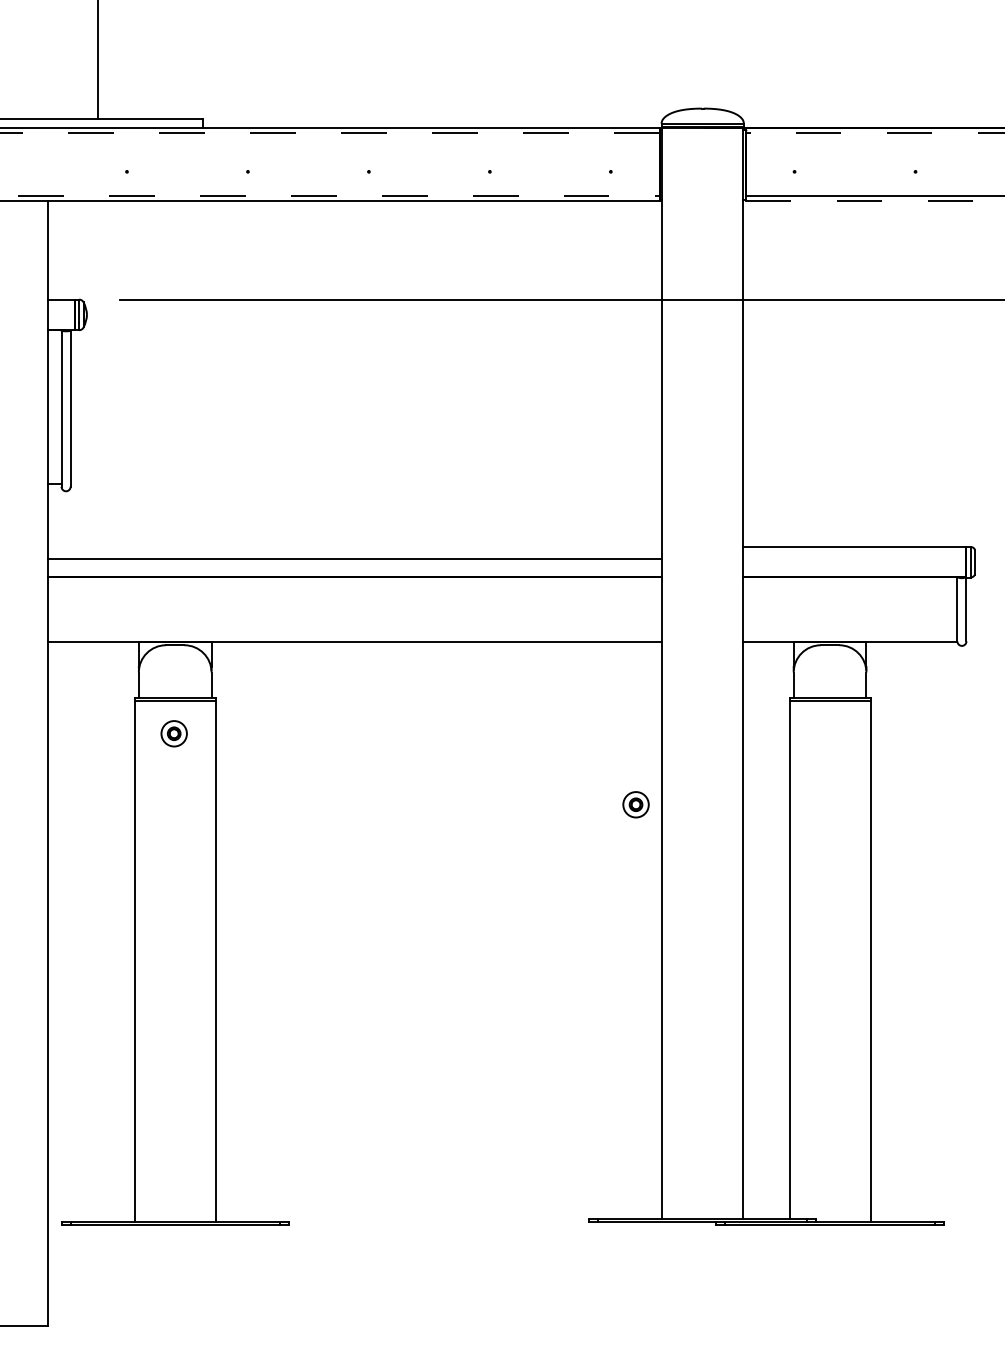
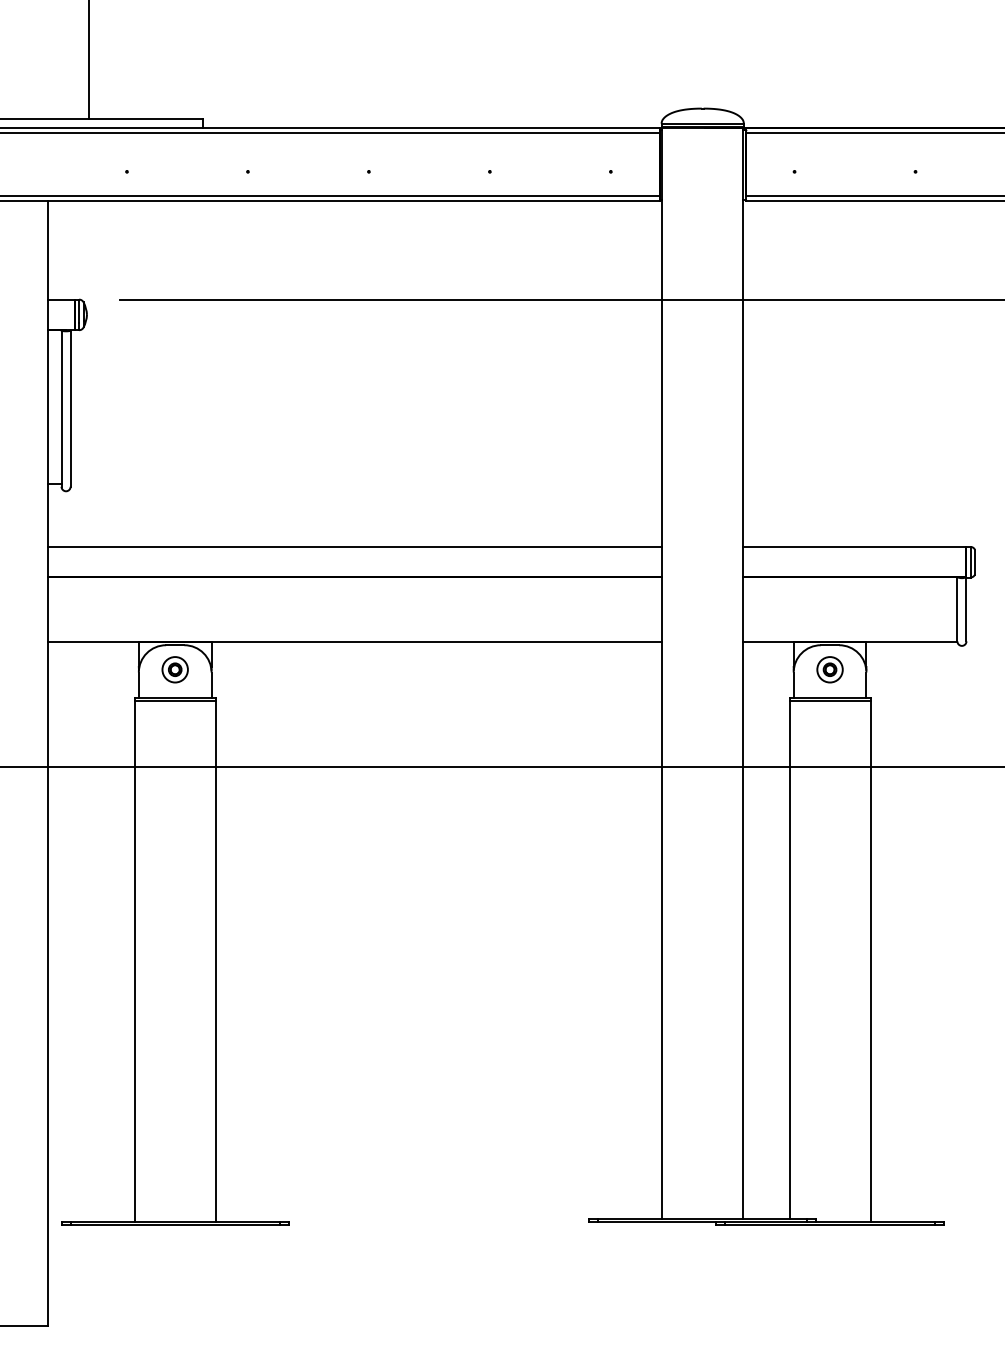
line position: (97, 60) -> (88, 60) (88, 60)
line: dashed -> solid (329, 132)
line: dashed -> solid (874, 132)
line: dashed -> solid (329, 195)
line: dashed -> solid (875, 200)
line position: (355, 558) -> (355, 546) (355, 546)
part position: (173, 733) -> (174, 669) (174, 669)
line: none -> present (501, 767)
part position: (635, 804) -> (829, 669) (829, 669)
